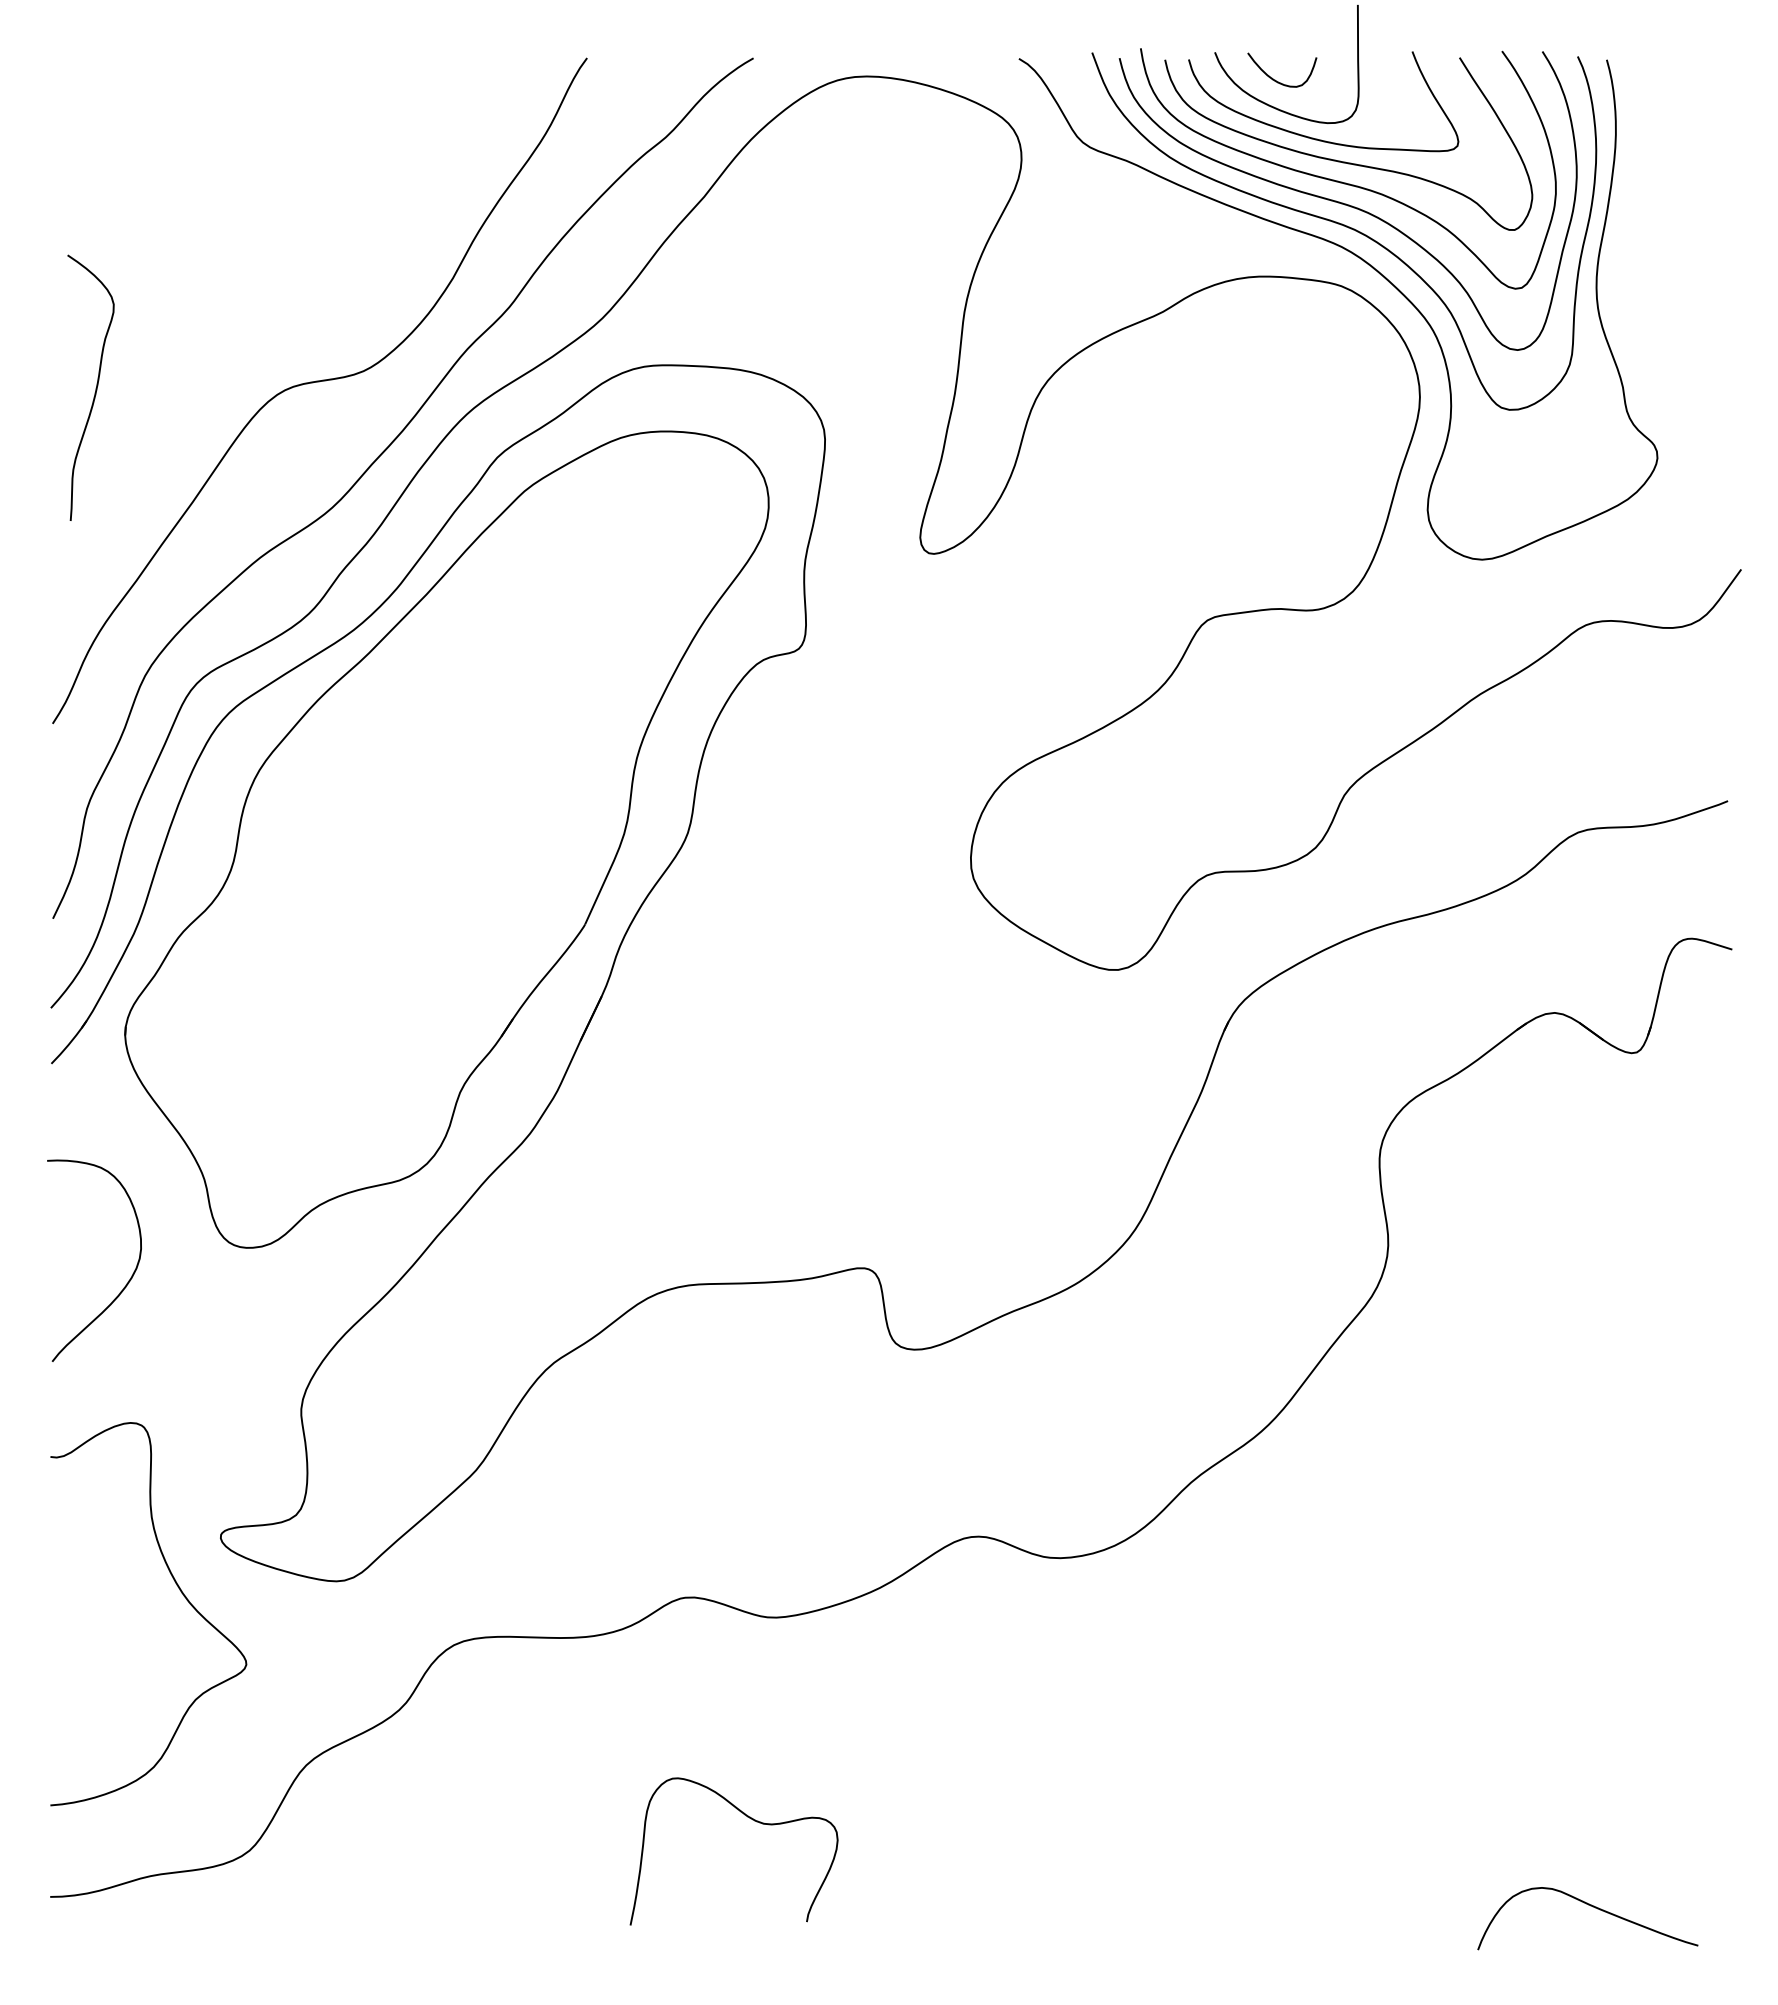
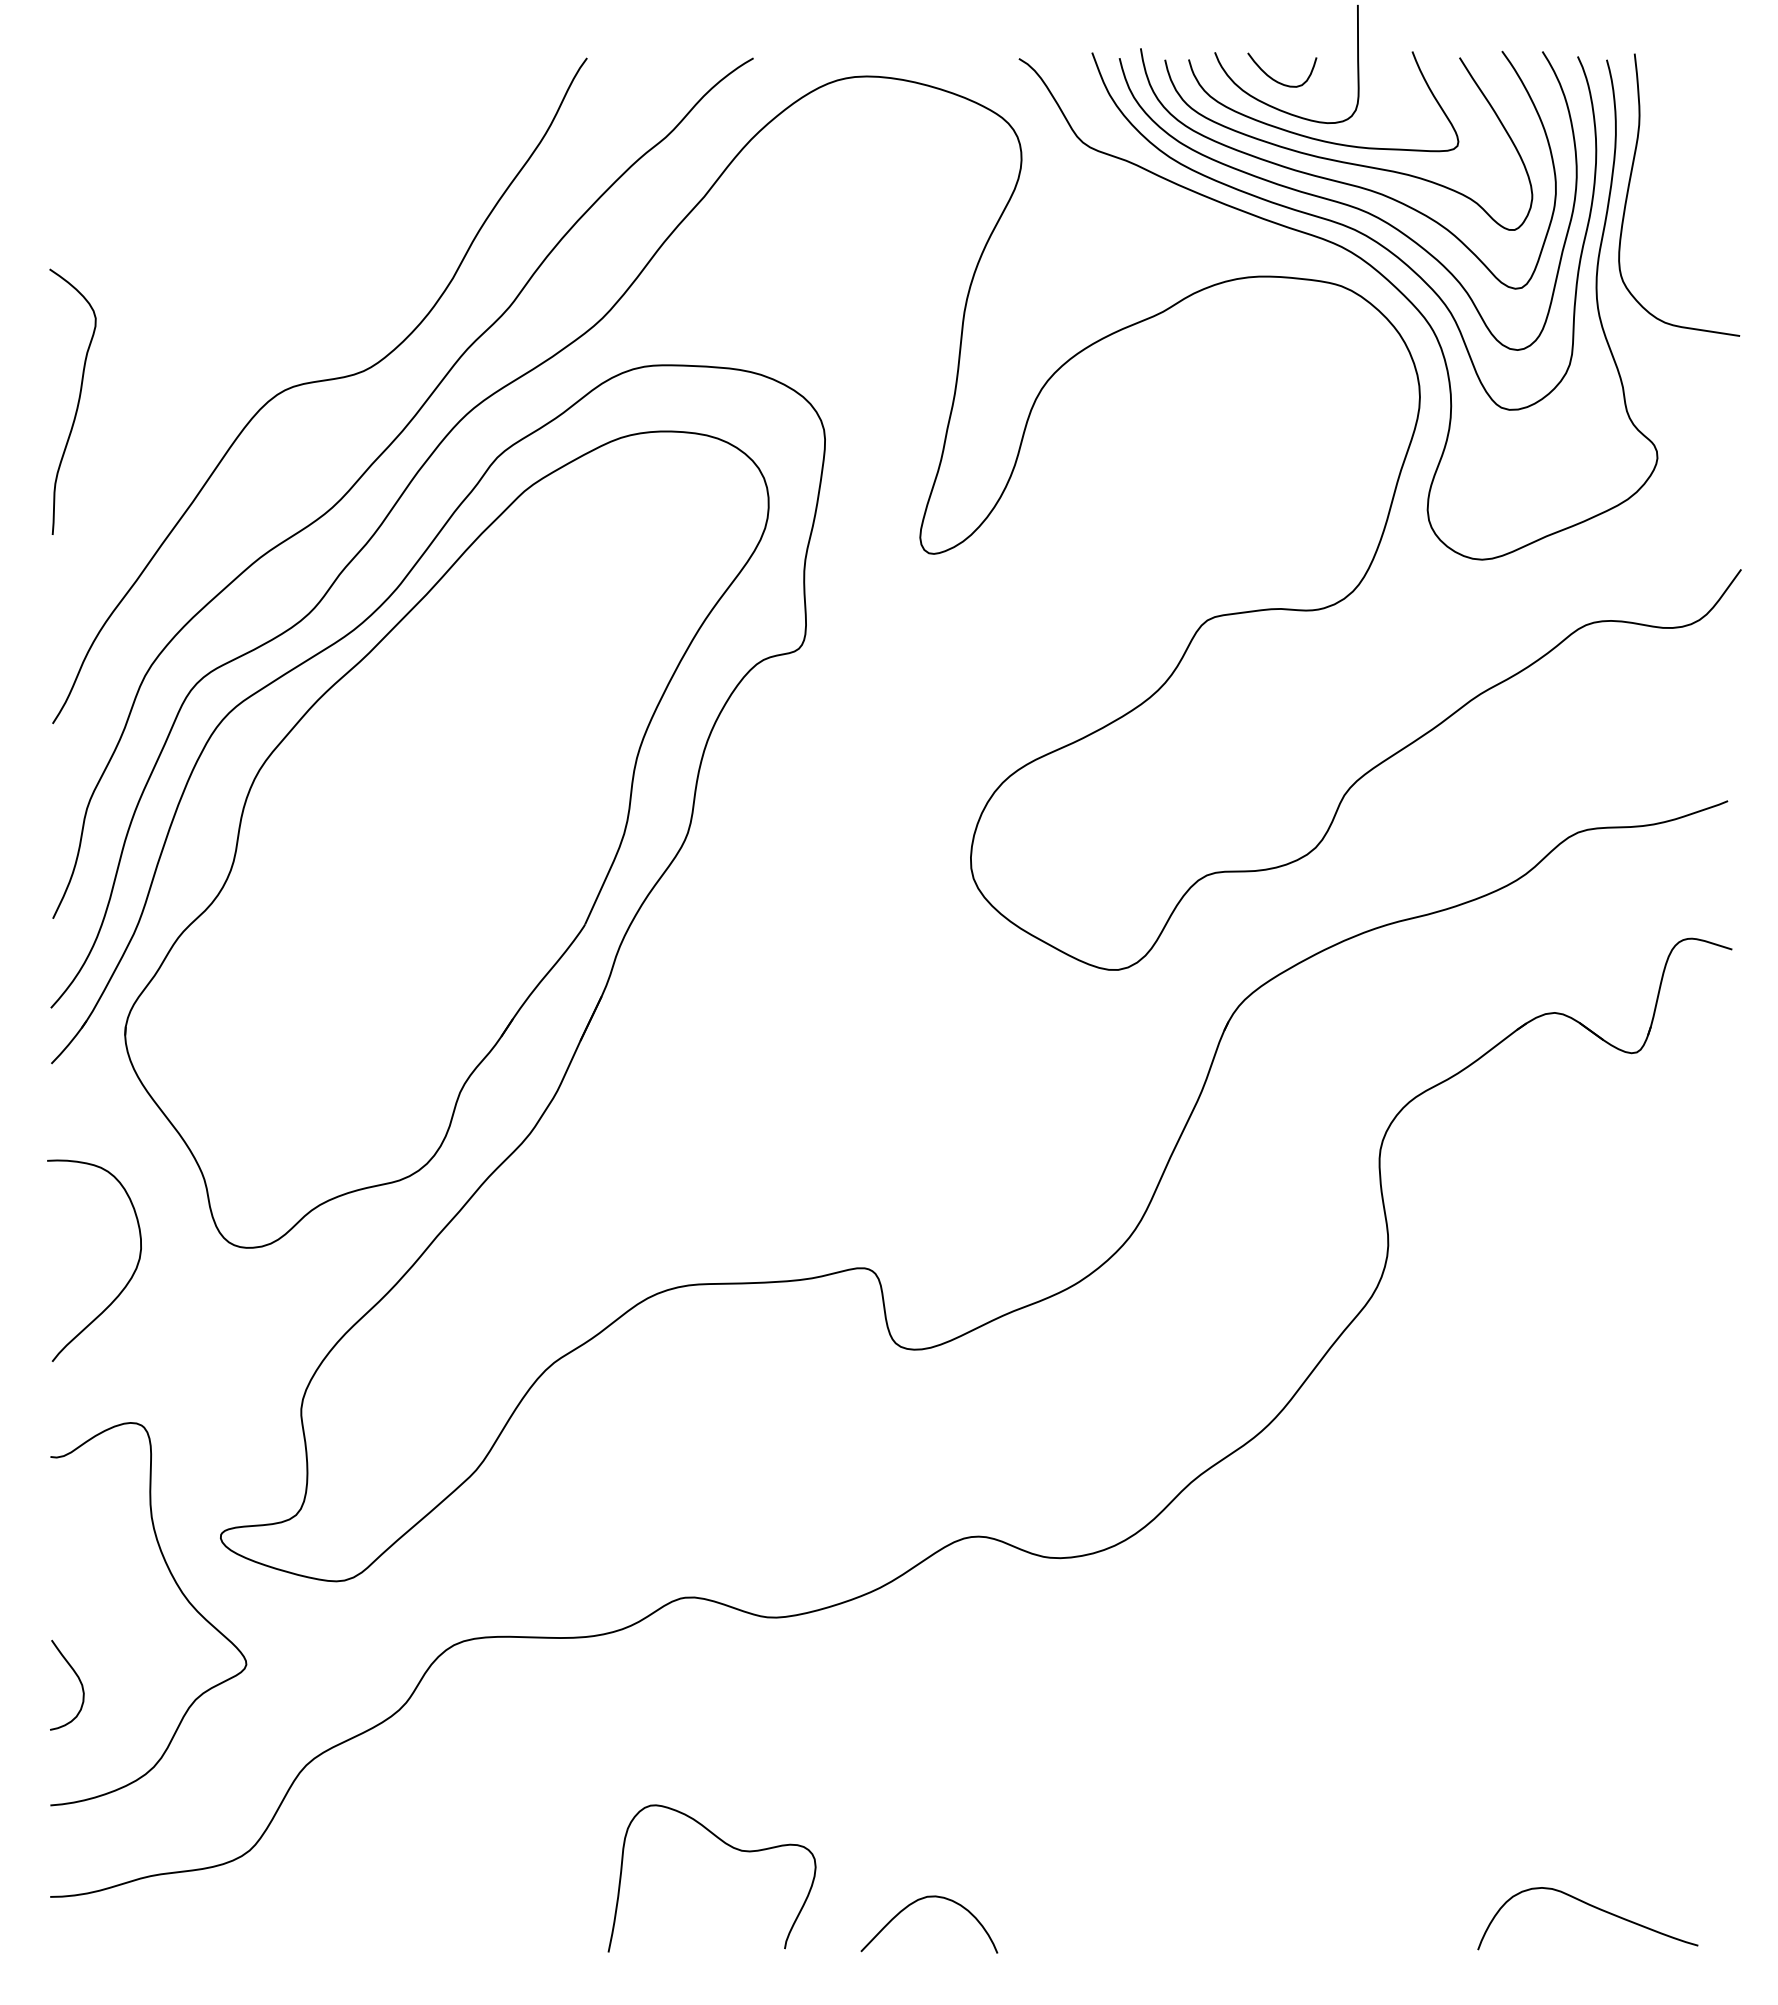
curve: none -> present (1630, 183)
curve position: (95, 388) -> (77, 402) (77, 402)
curve: none -> present (76, 1676)
curve position: (752, 1820) -> (730, 1847) (730, 1847)
curve: none -> present (914, 1903)
